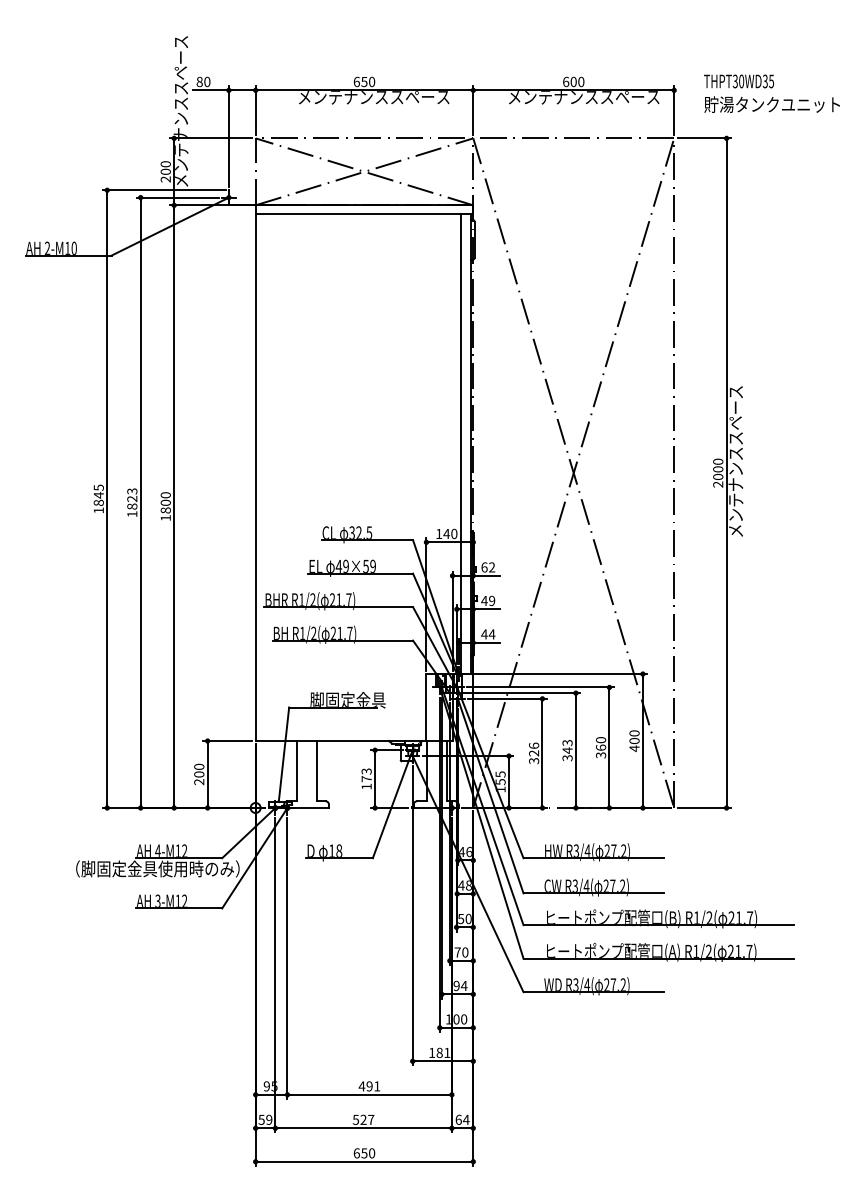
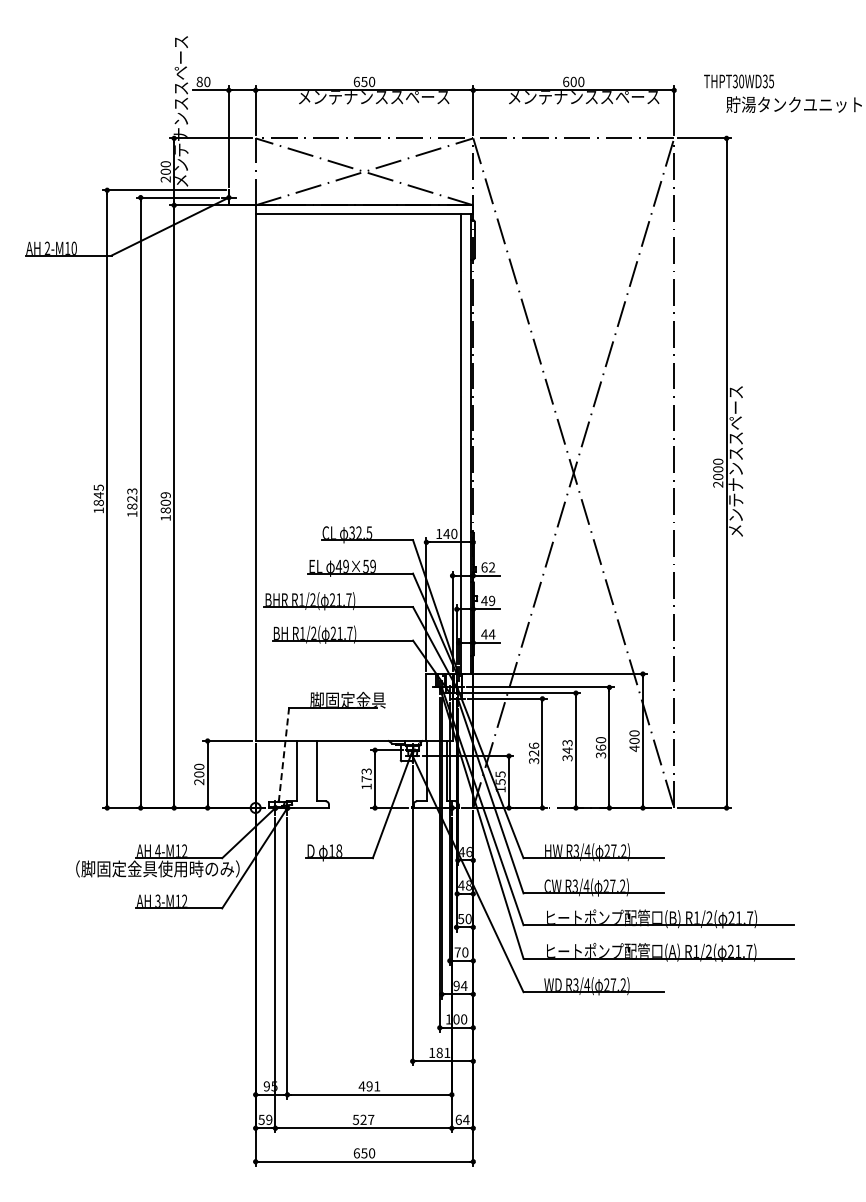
text position: (771, 104) -> (793, 104) (793, 104)
text: 1800 -> 1809 (165, 495)
line: solid -> dashed (283, 755)
